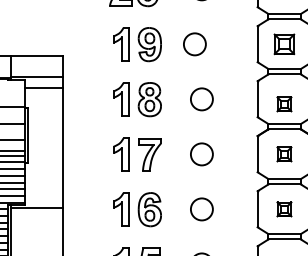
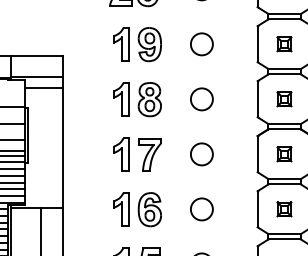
circle position: (194, 44) -> (201, 44) (201, 44)
part size: 23x23 px -> 17x17 px (284, 44)
part position: (284, 104) -> (284, 99) (284, 99)
line: none -> present (41, 230)
